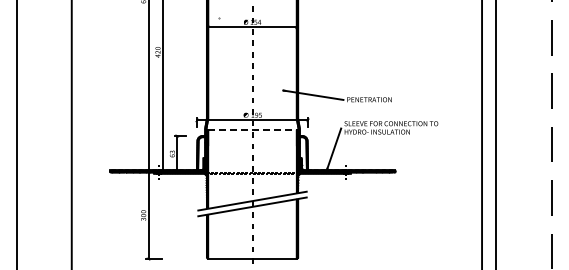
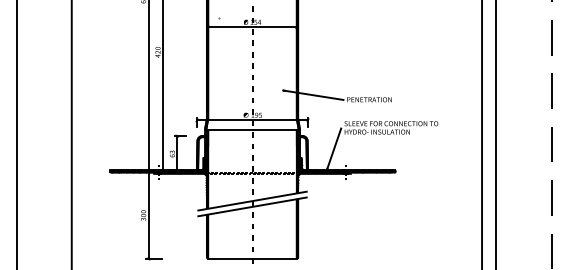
line: dashed -> solid (253, 129)
